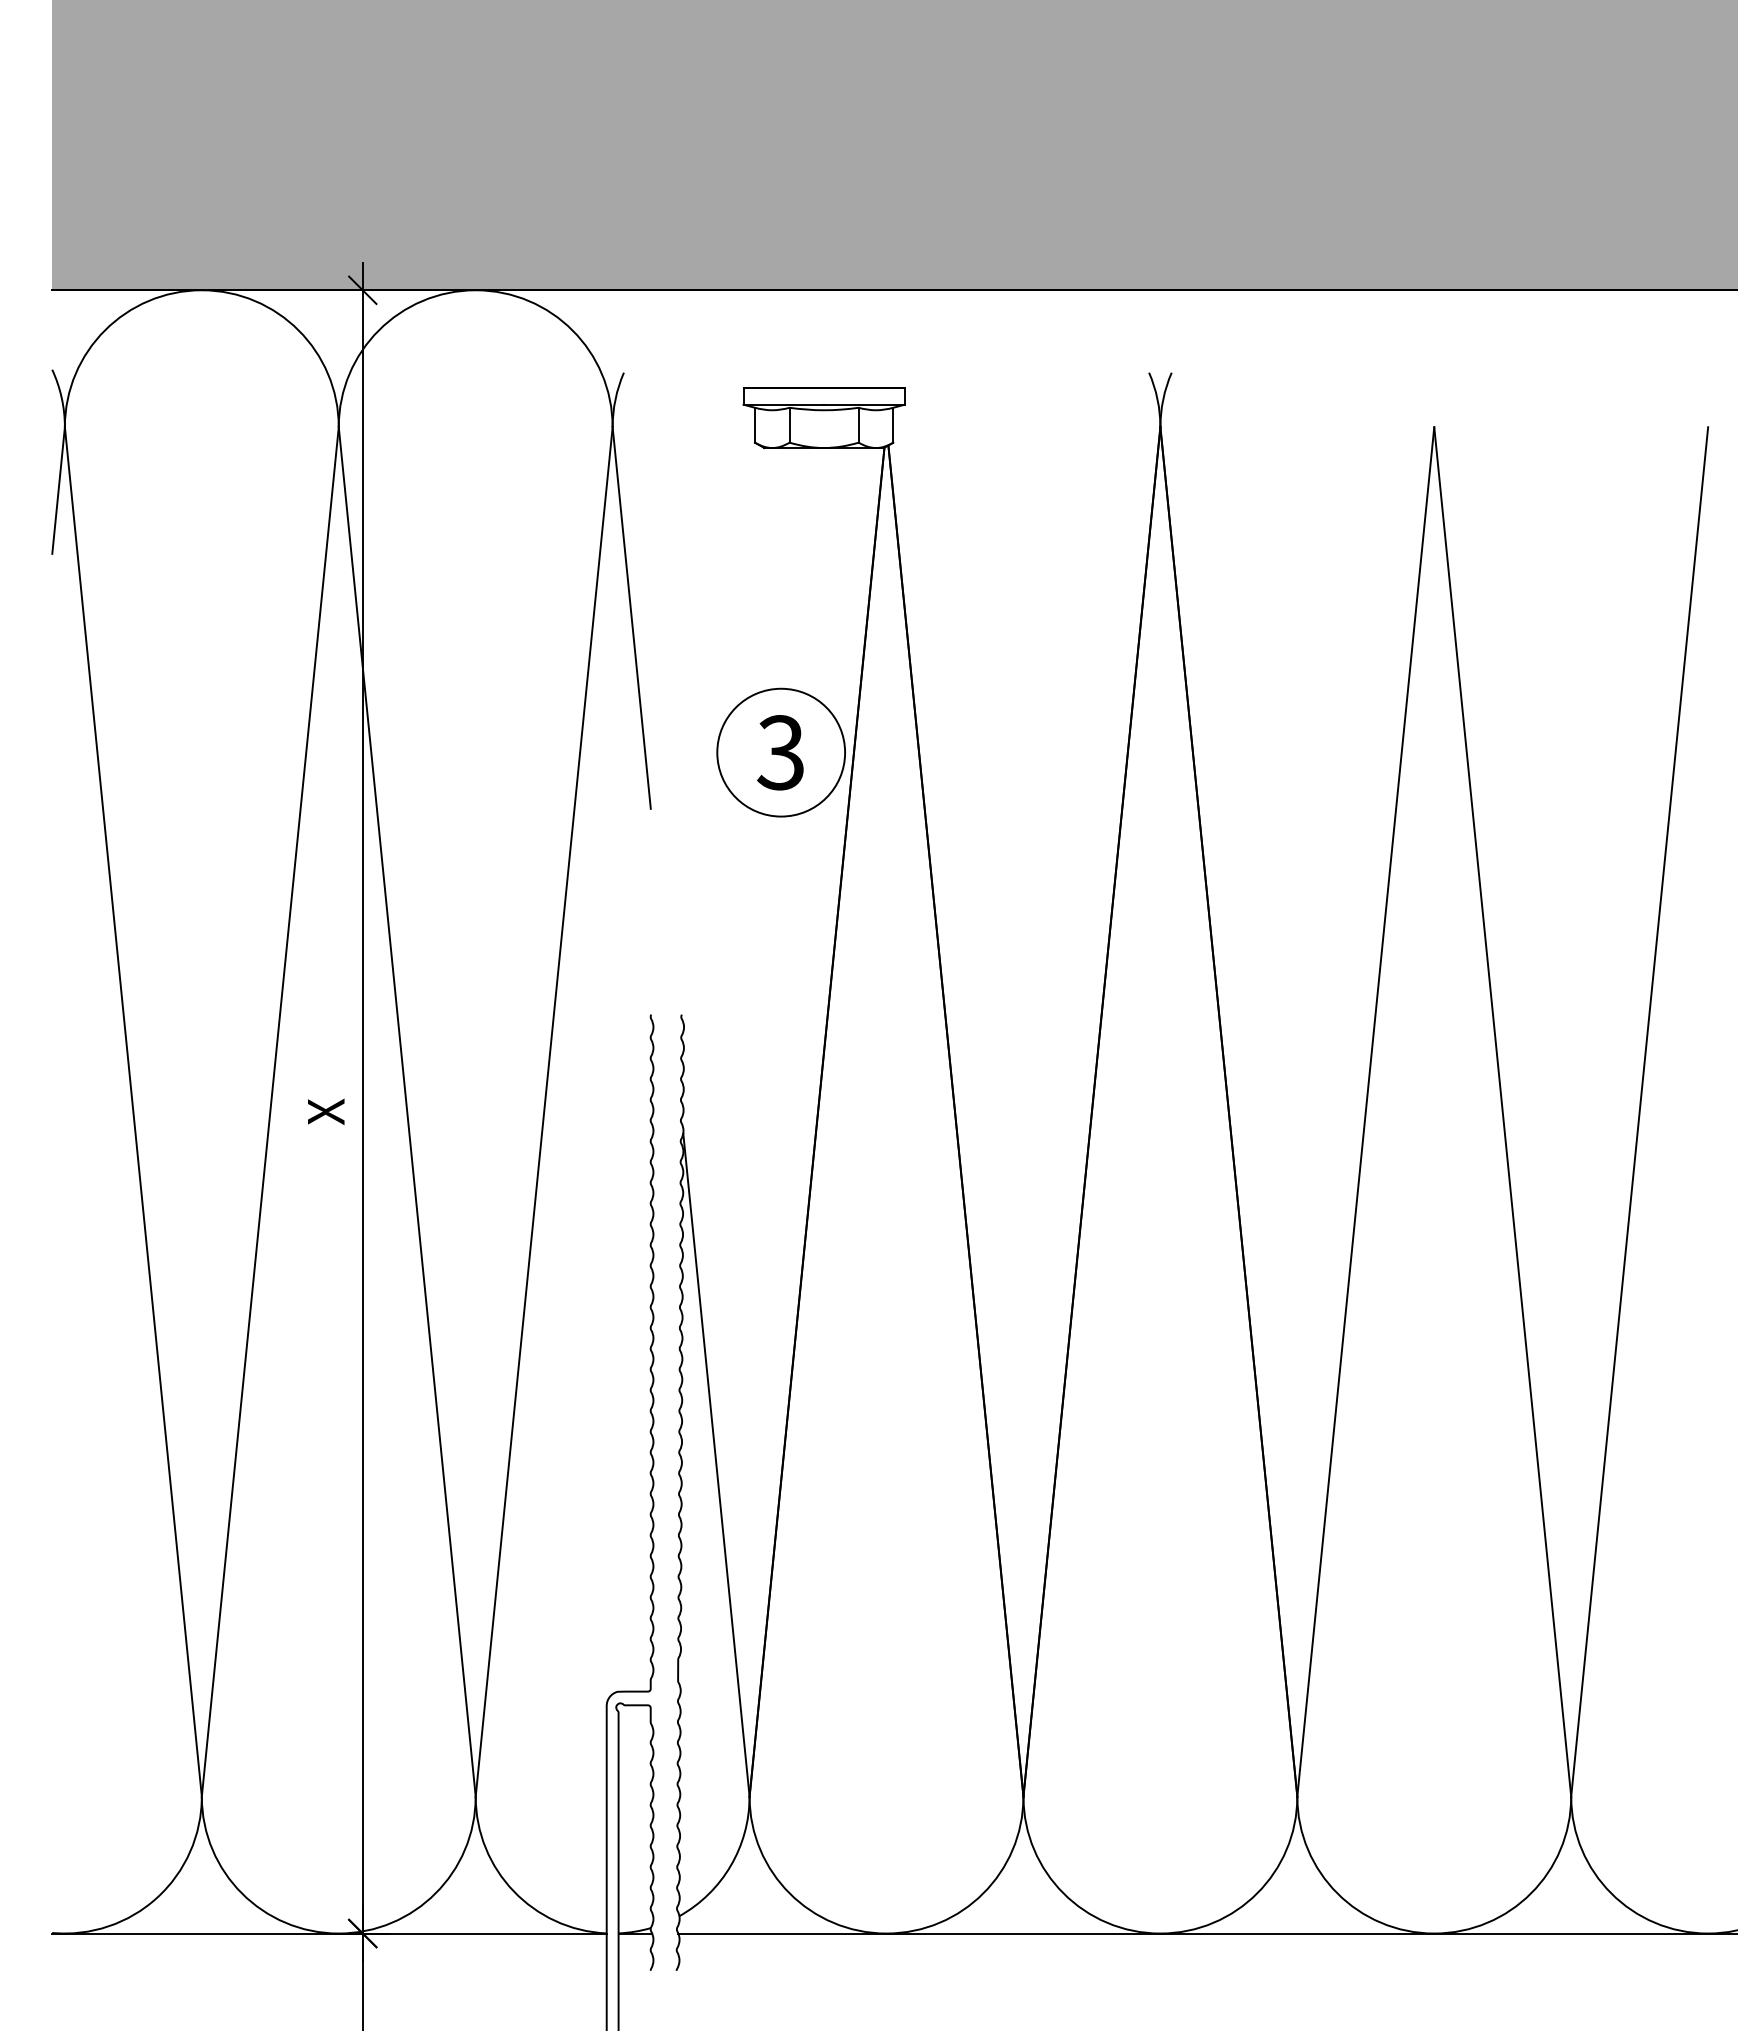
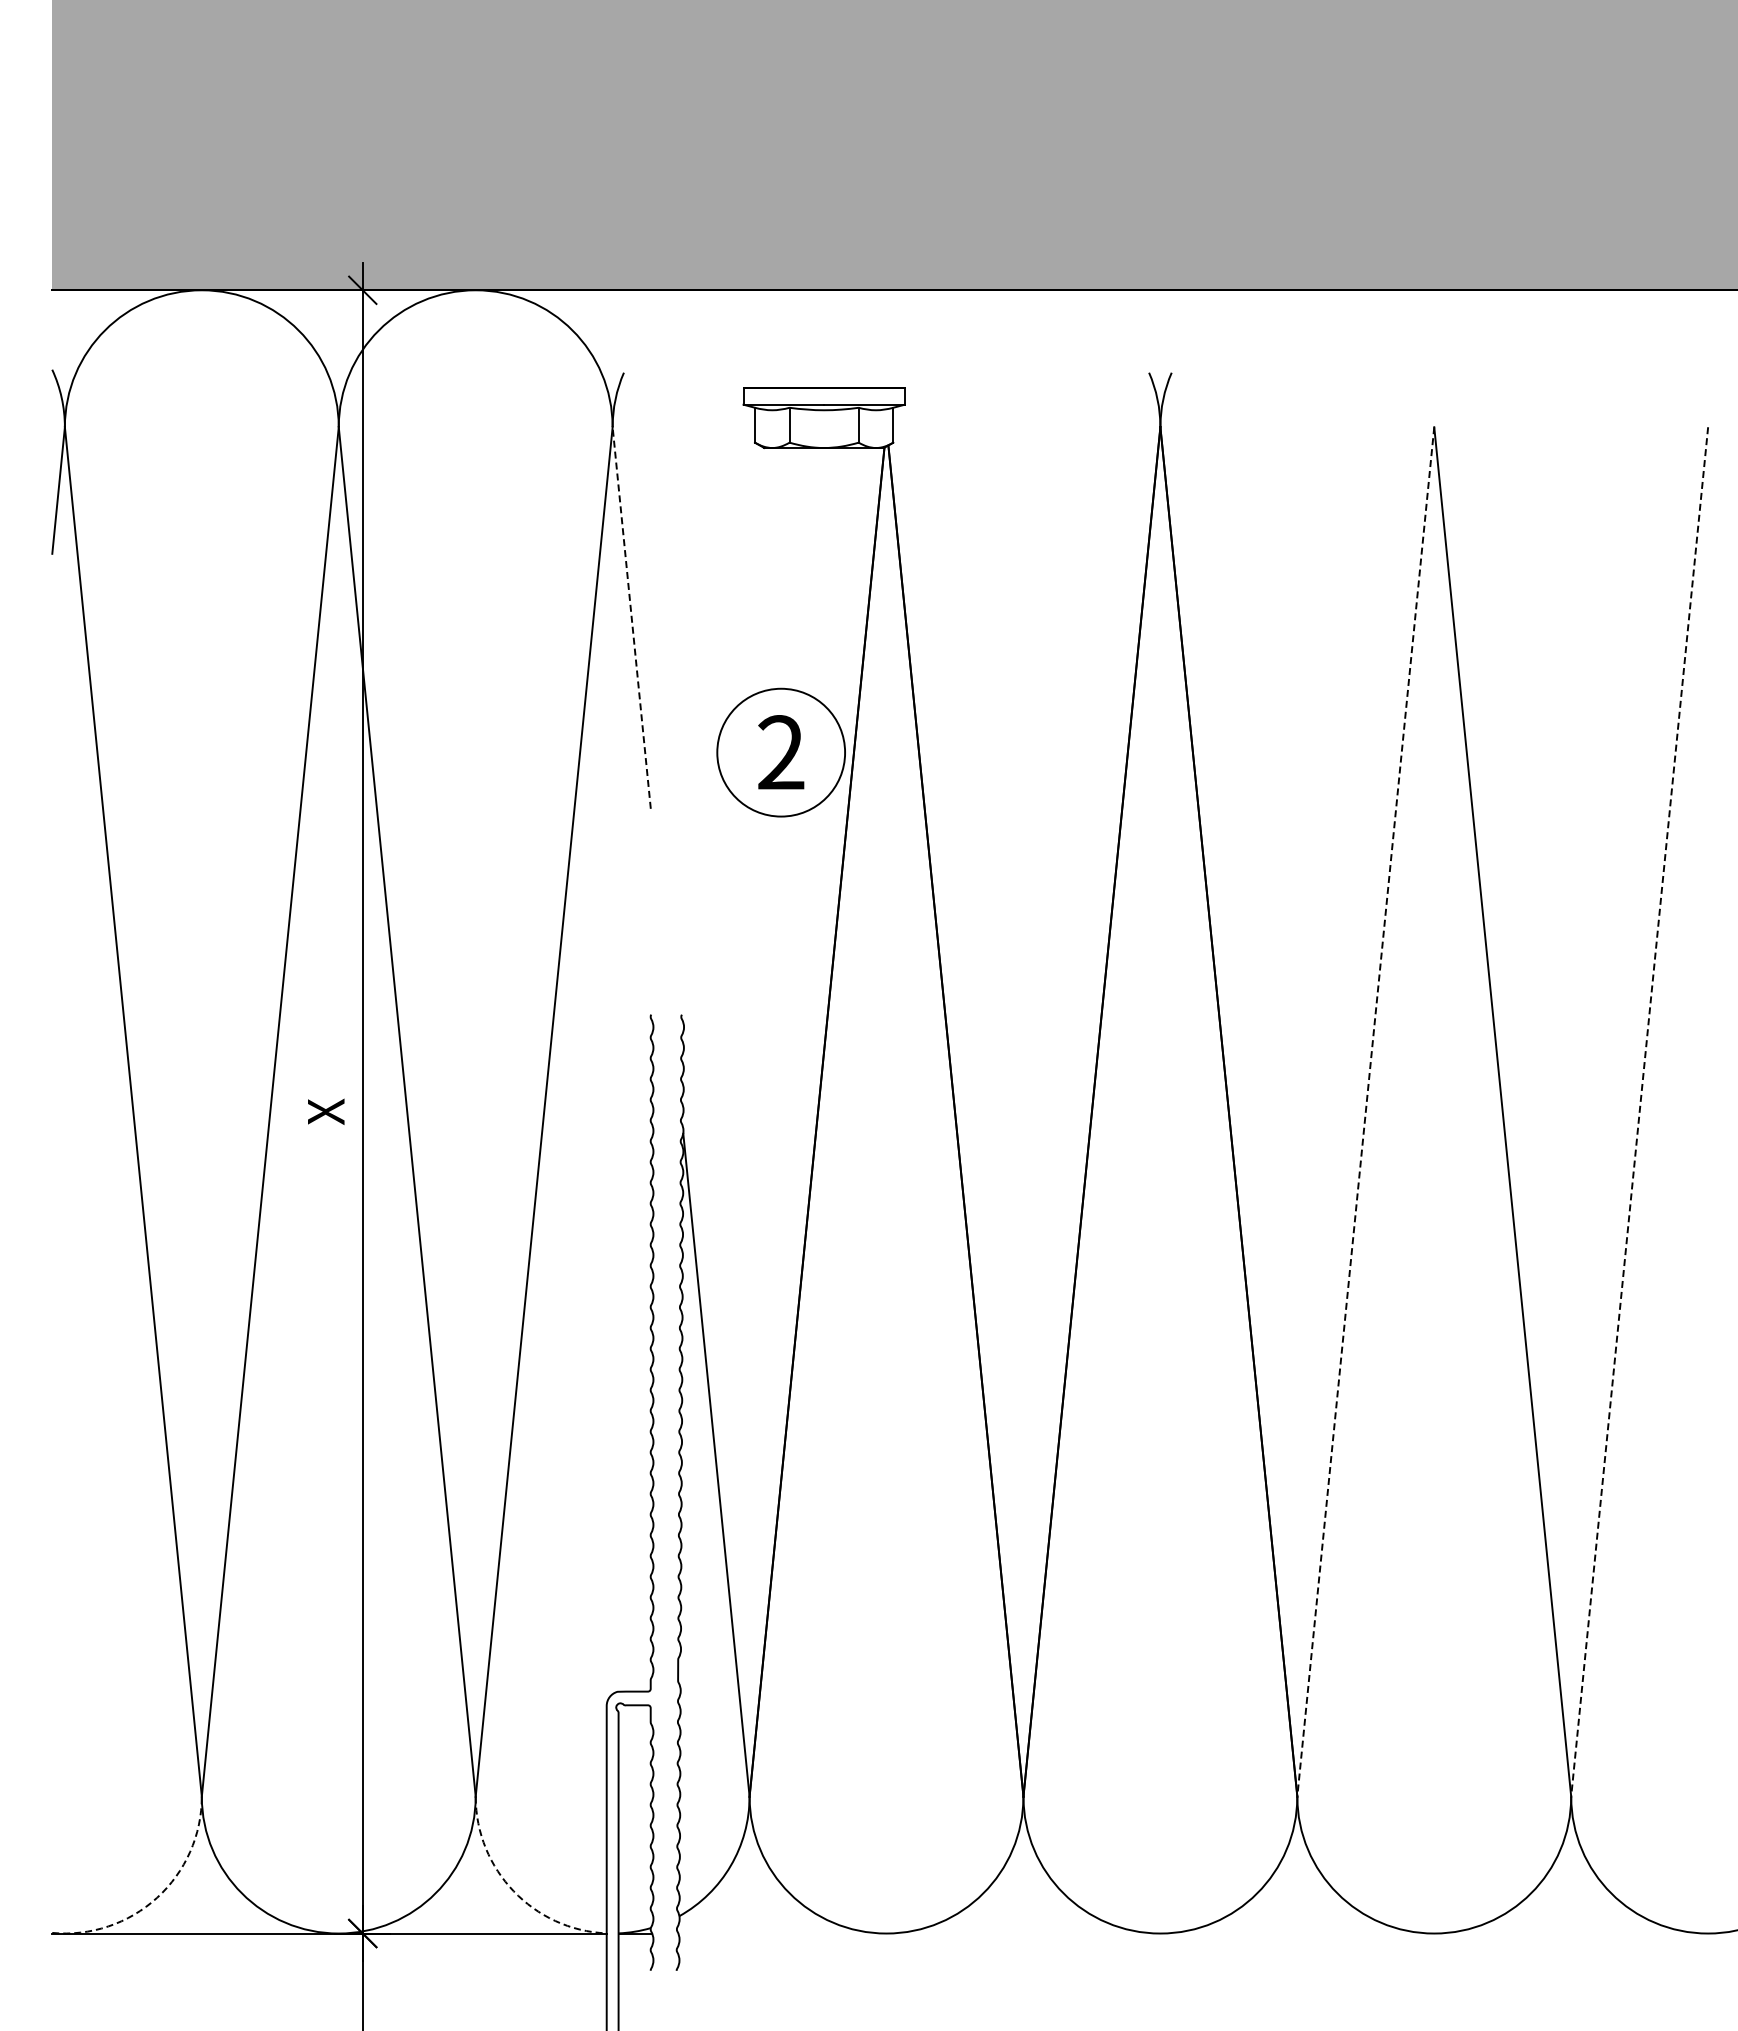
line: solid -> dashed (631, 618)
text: 3 -> 2 (780, 752)
line: solid -> dashed (1365, 1112)
line: solid -> dashed (1639, 1112)
arc: solid -> dashed (513, 1891)
arc: solid -> dashed (157, 1897)
line: present -> none (1206, 1933)
